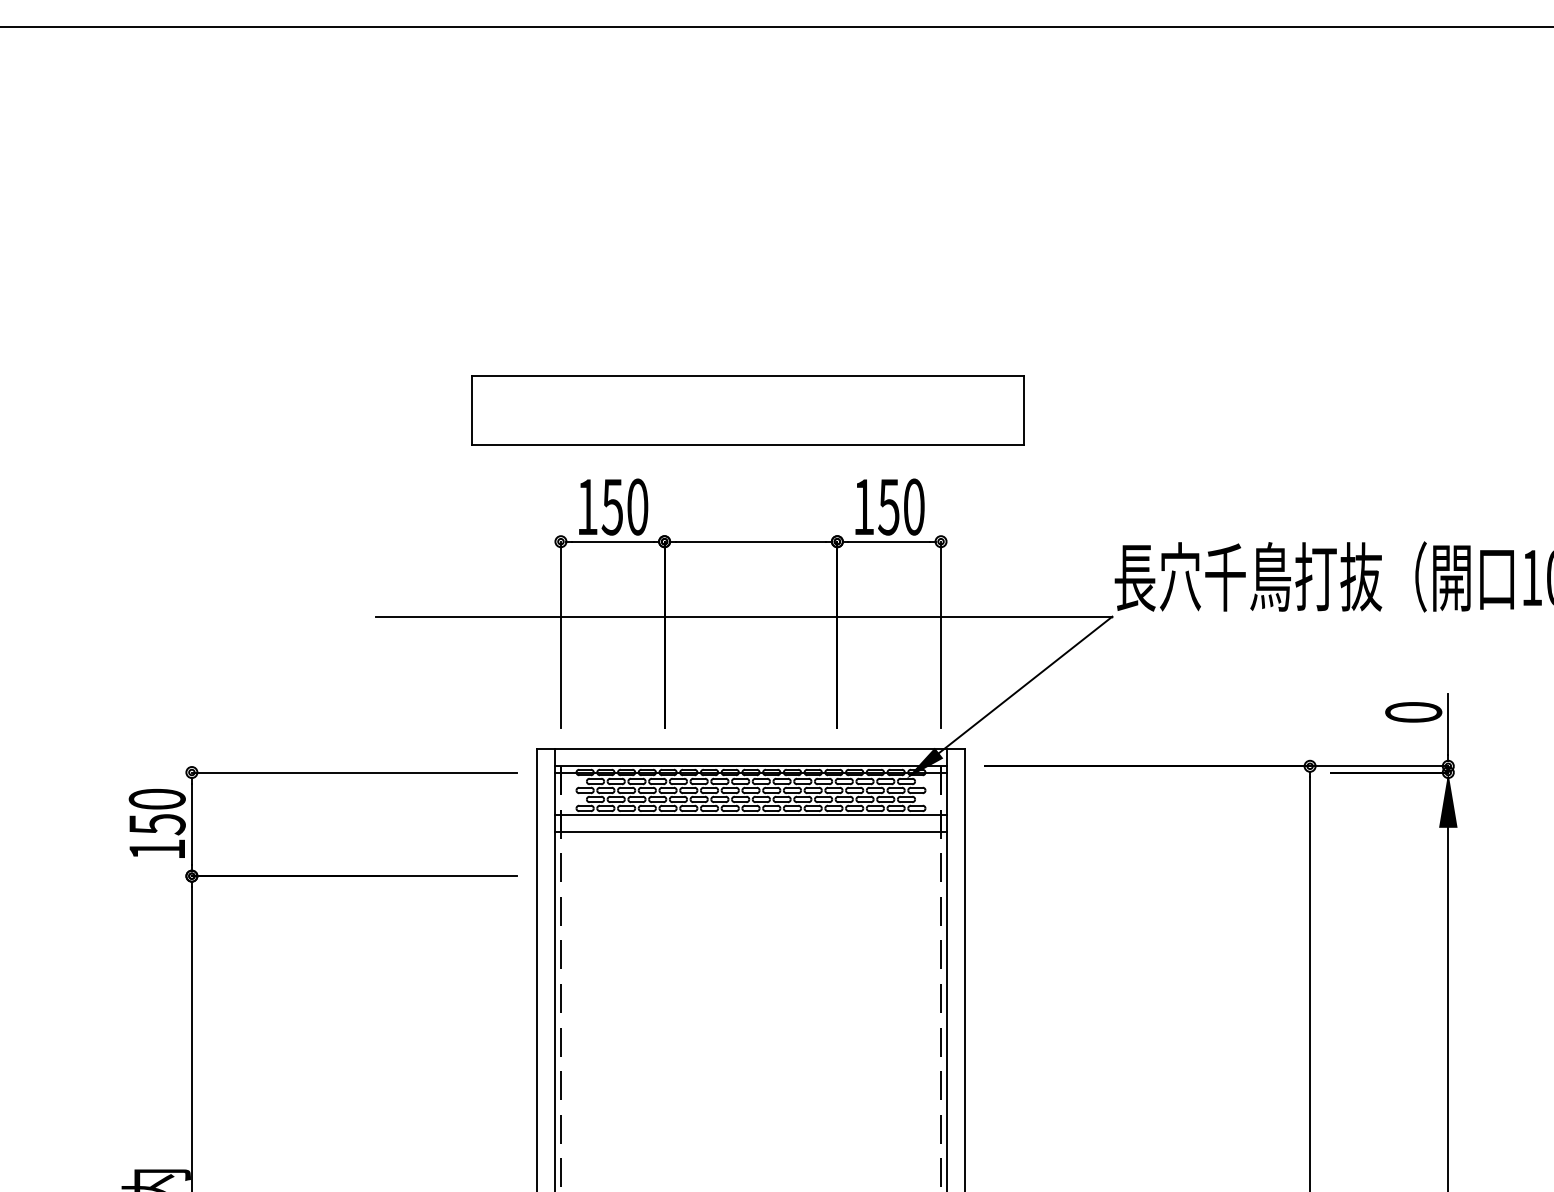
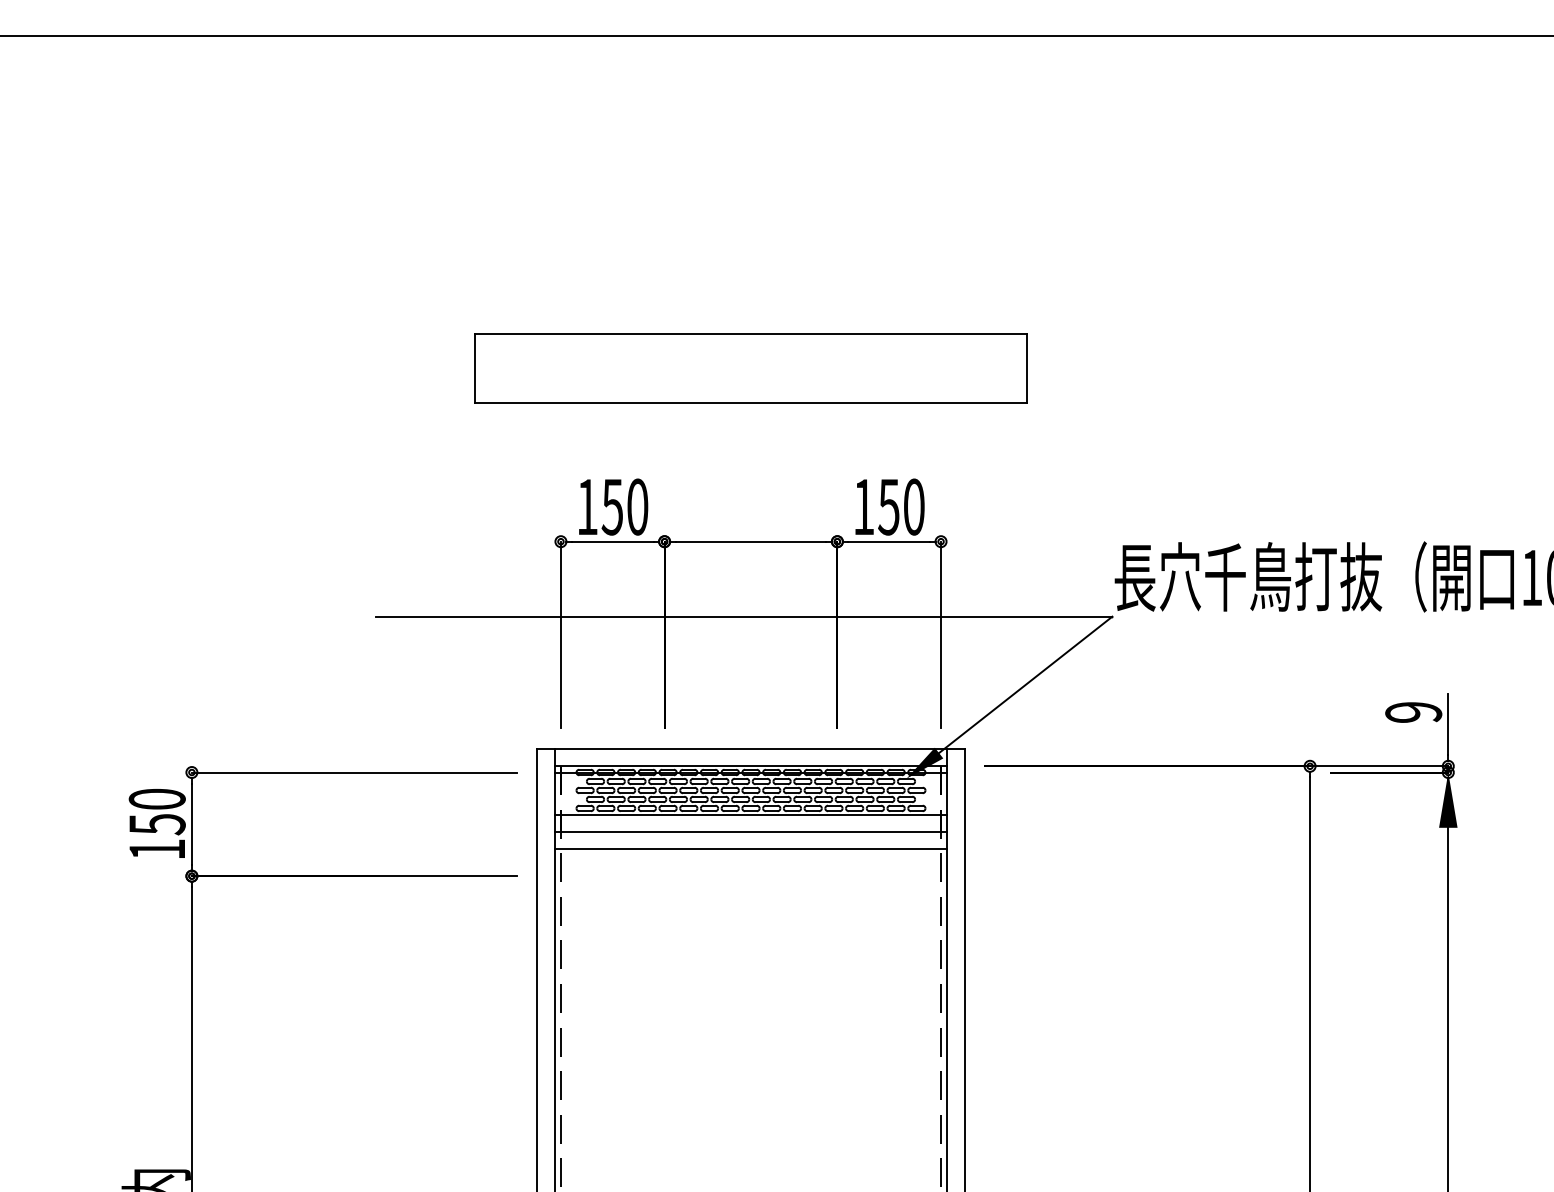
line position: (776, 26) -> (776, 35) (776, 35)
part position: (747, 410) -> (750, 368) (750, 368)
text: 0 -> 9 (1413, 712)
line: none -> present (750, 849)
